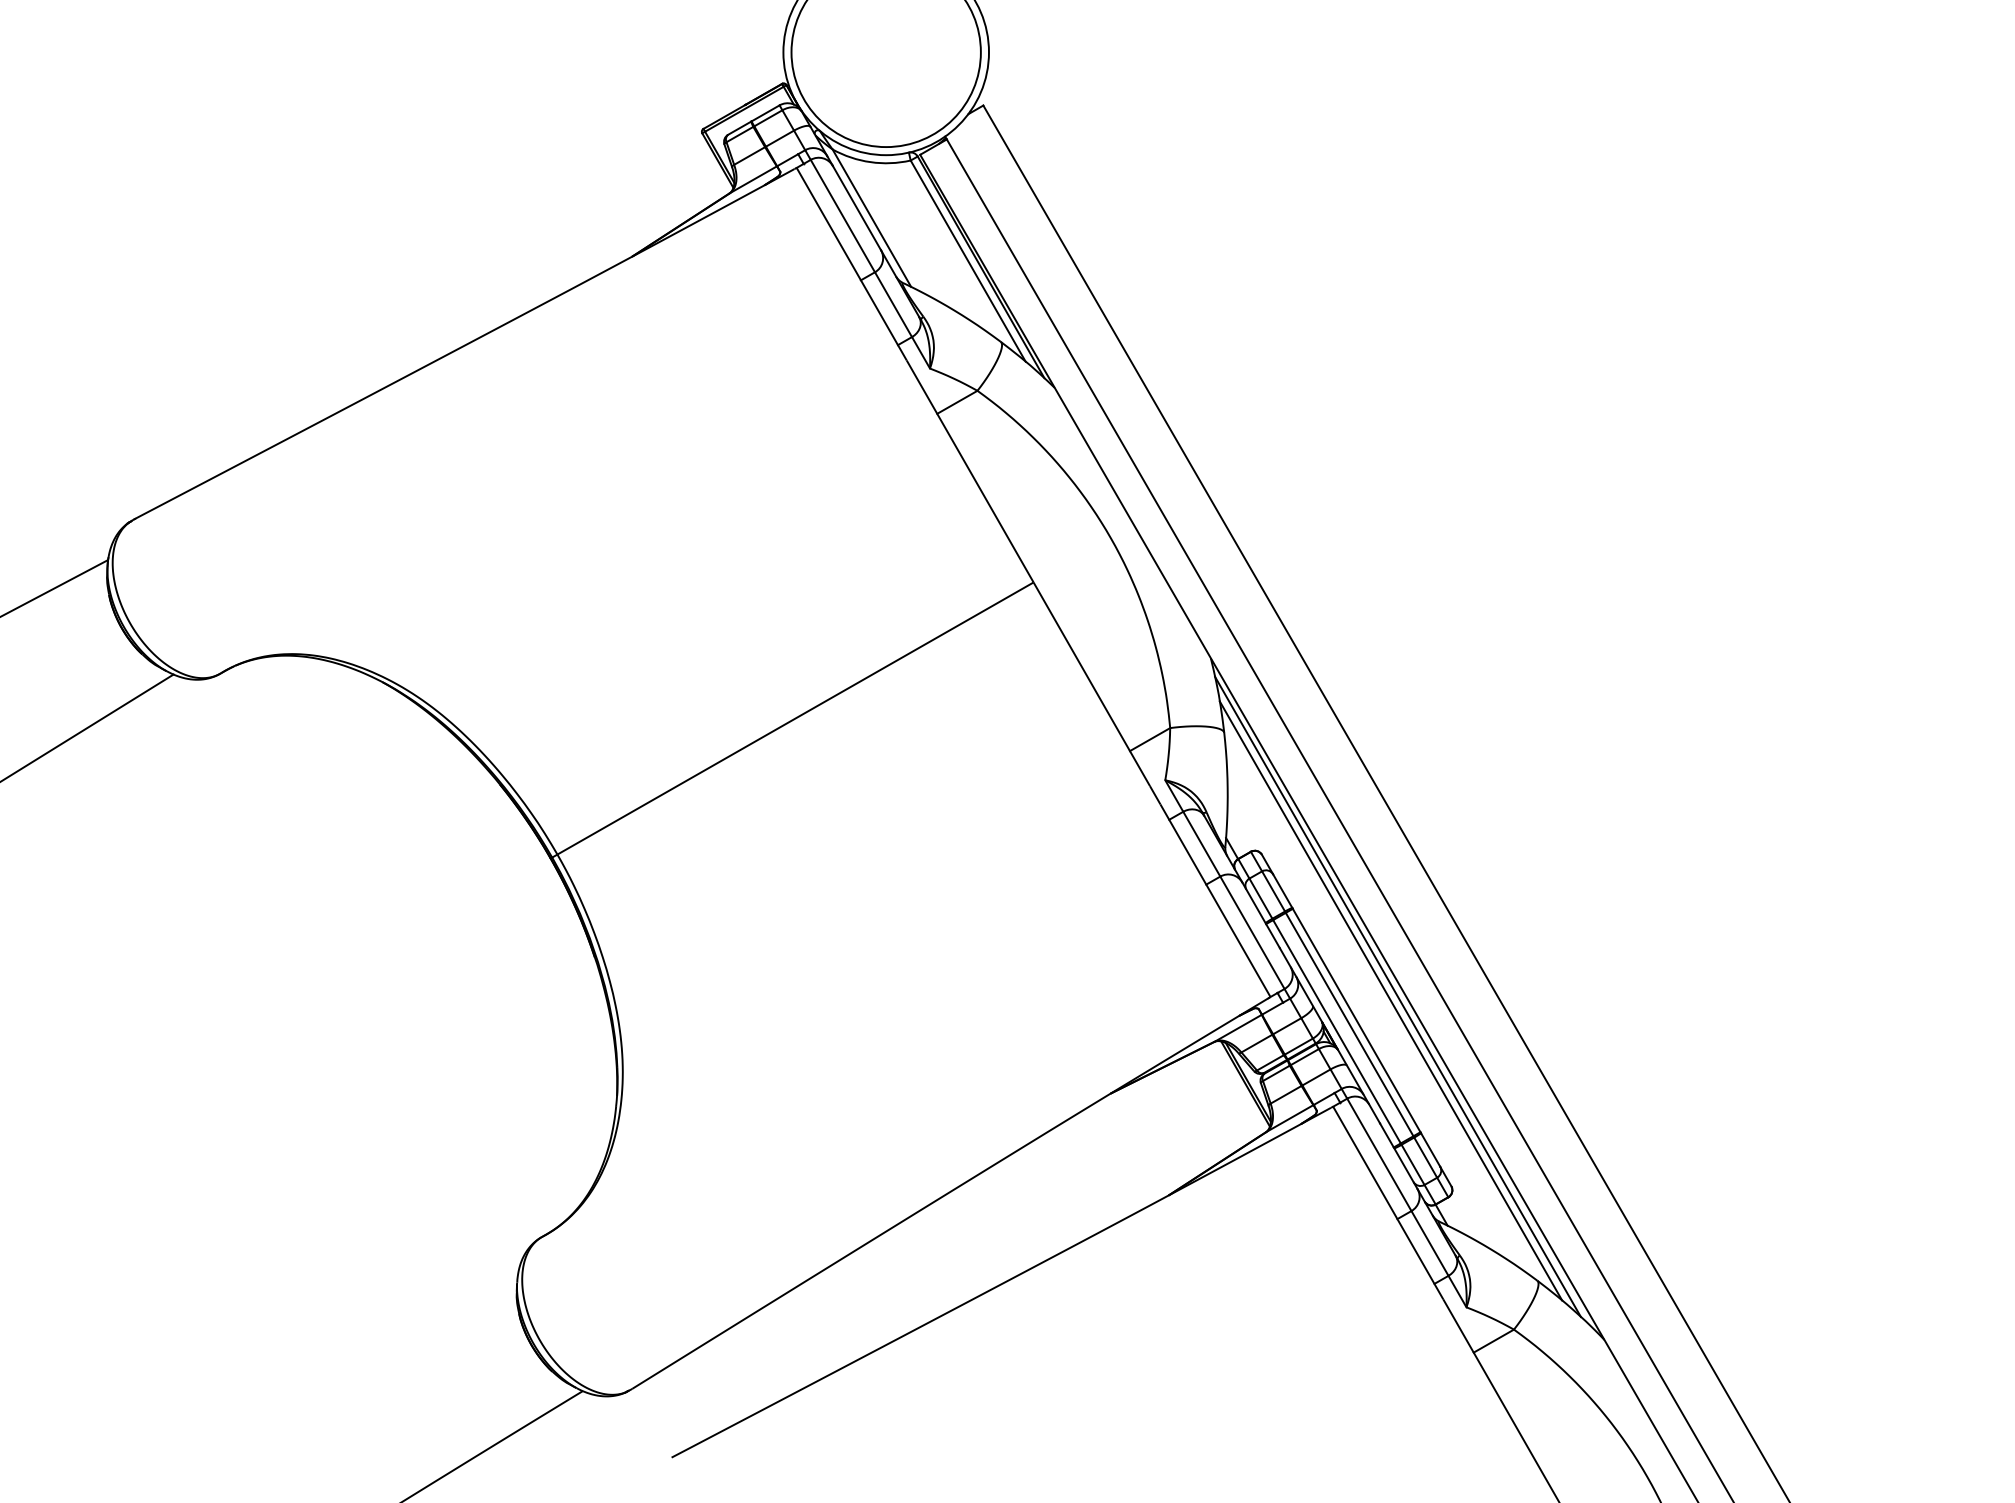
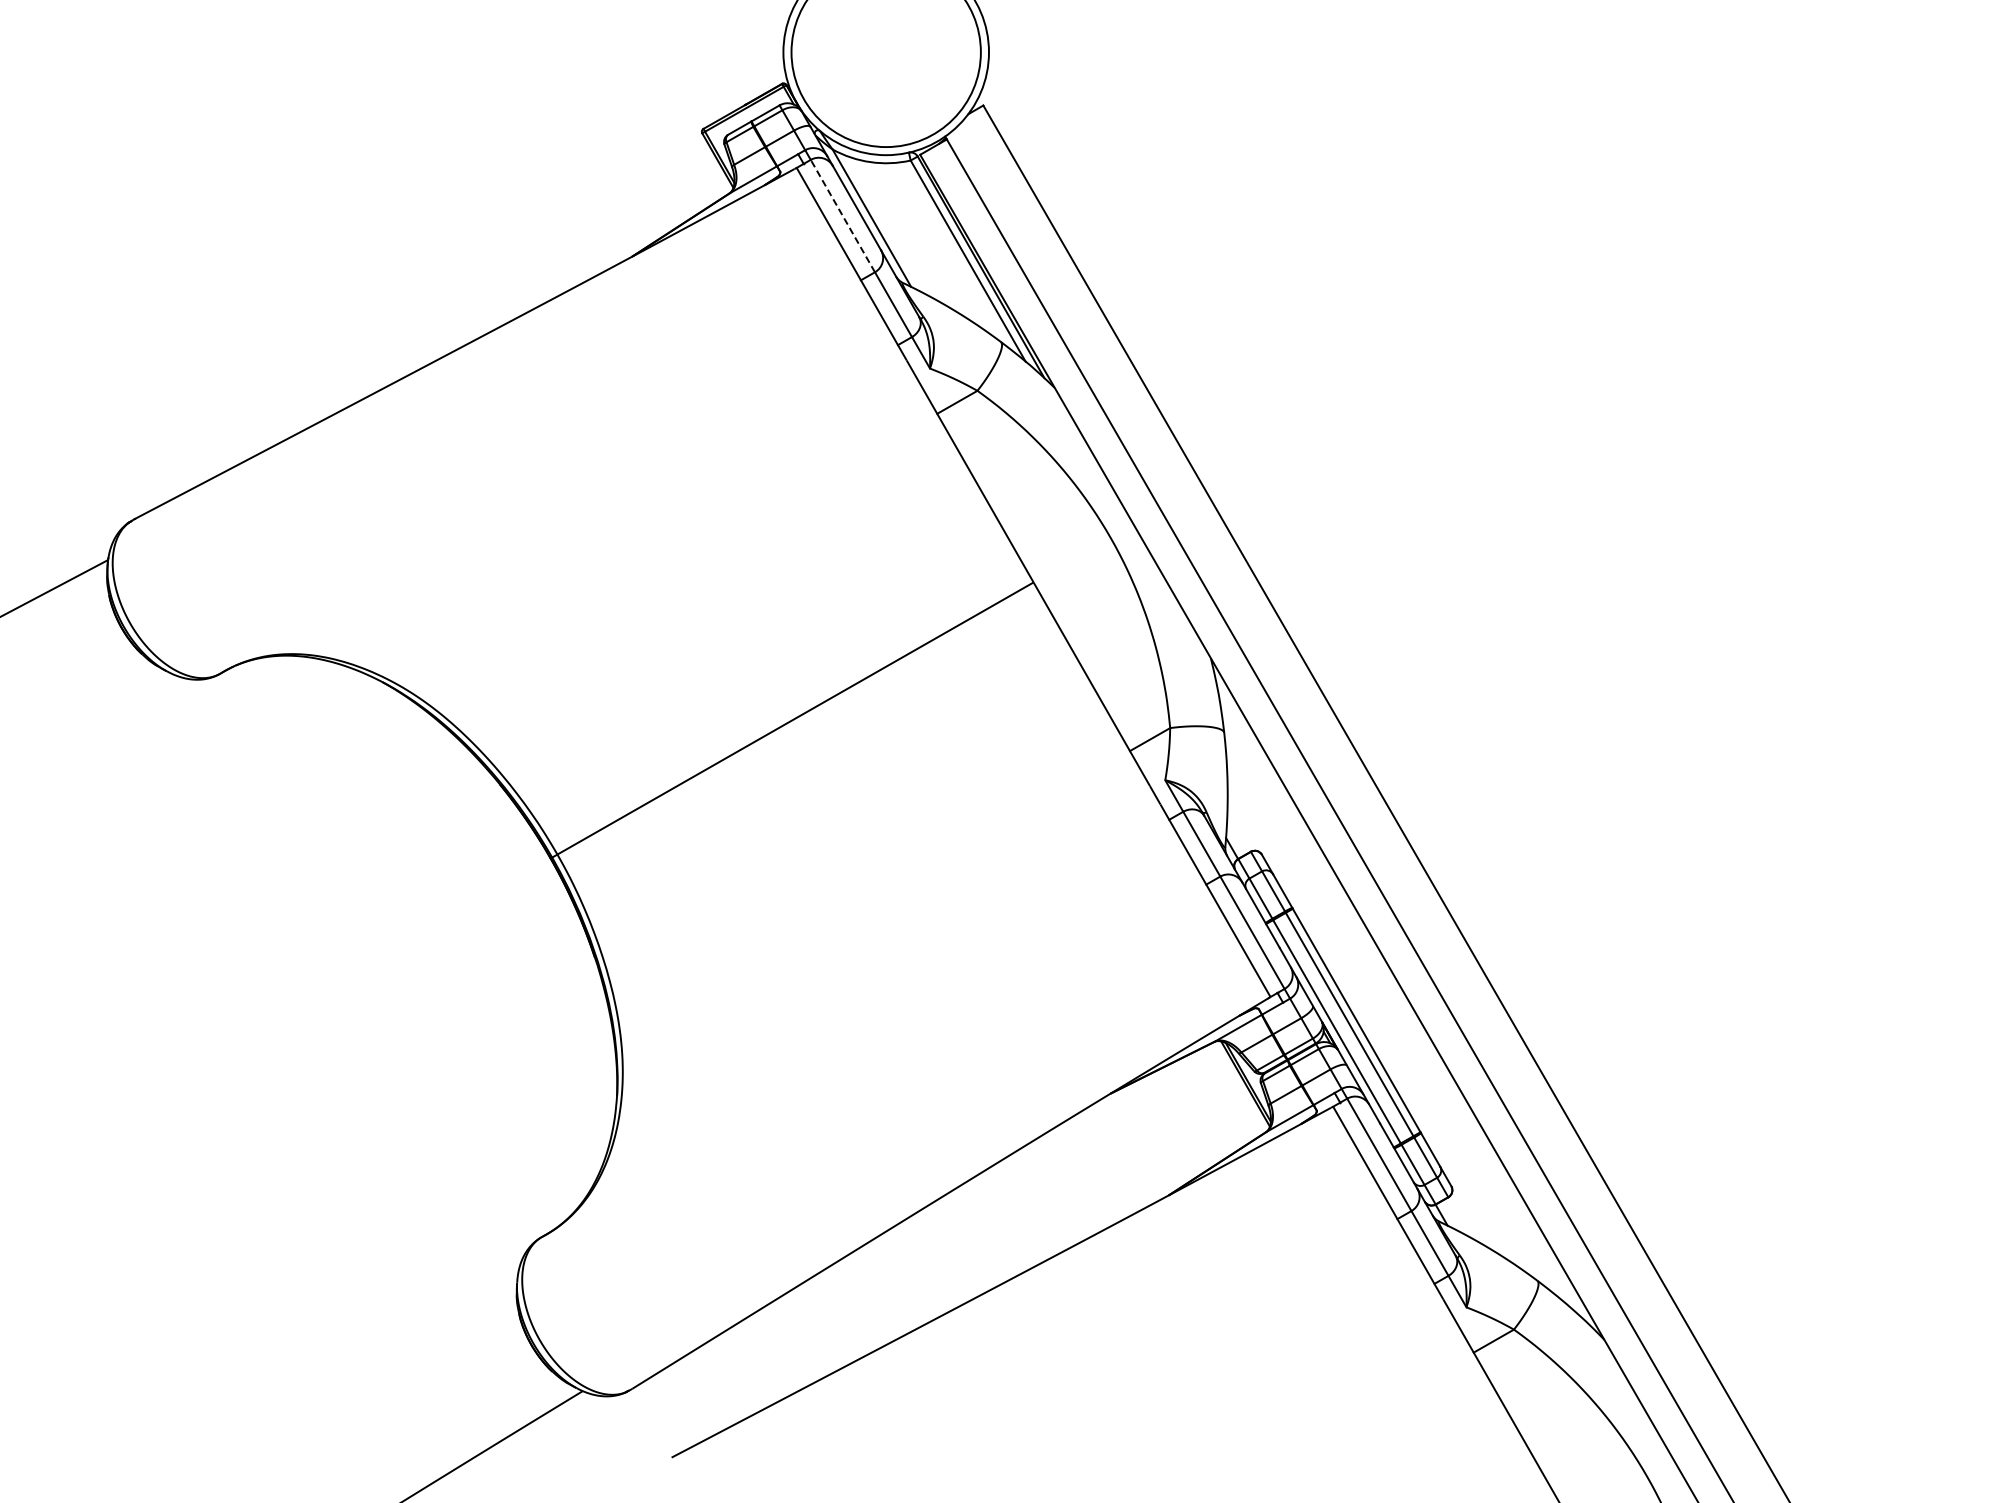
line: solid -> dashed (842, 216)
line: present -> none (87, 727)
line: present -> none (1397, 996)
line: present -> none (1390, 1000)
